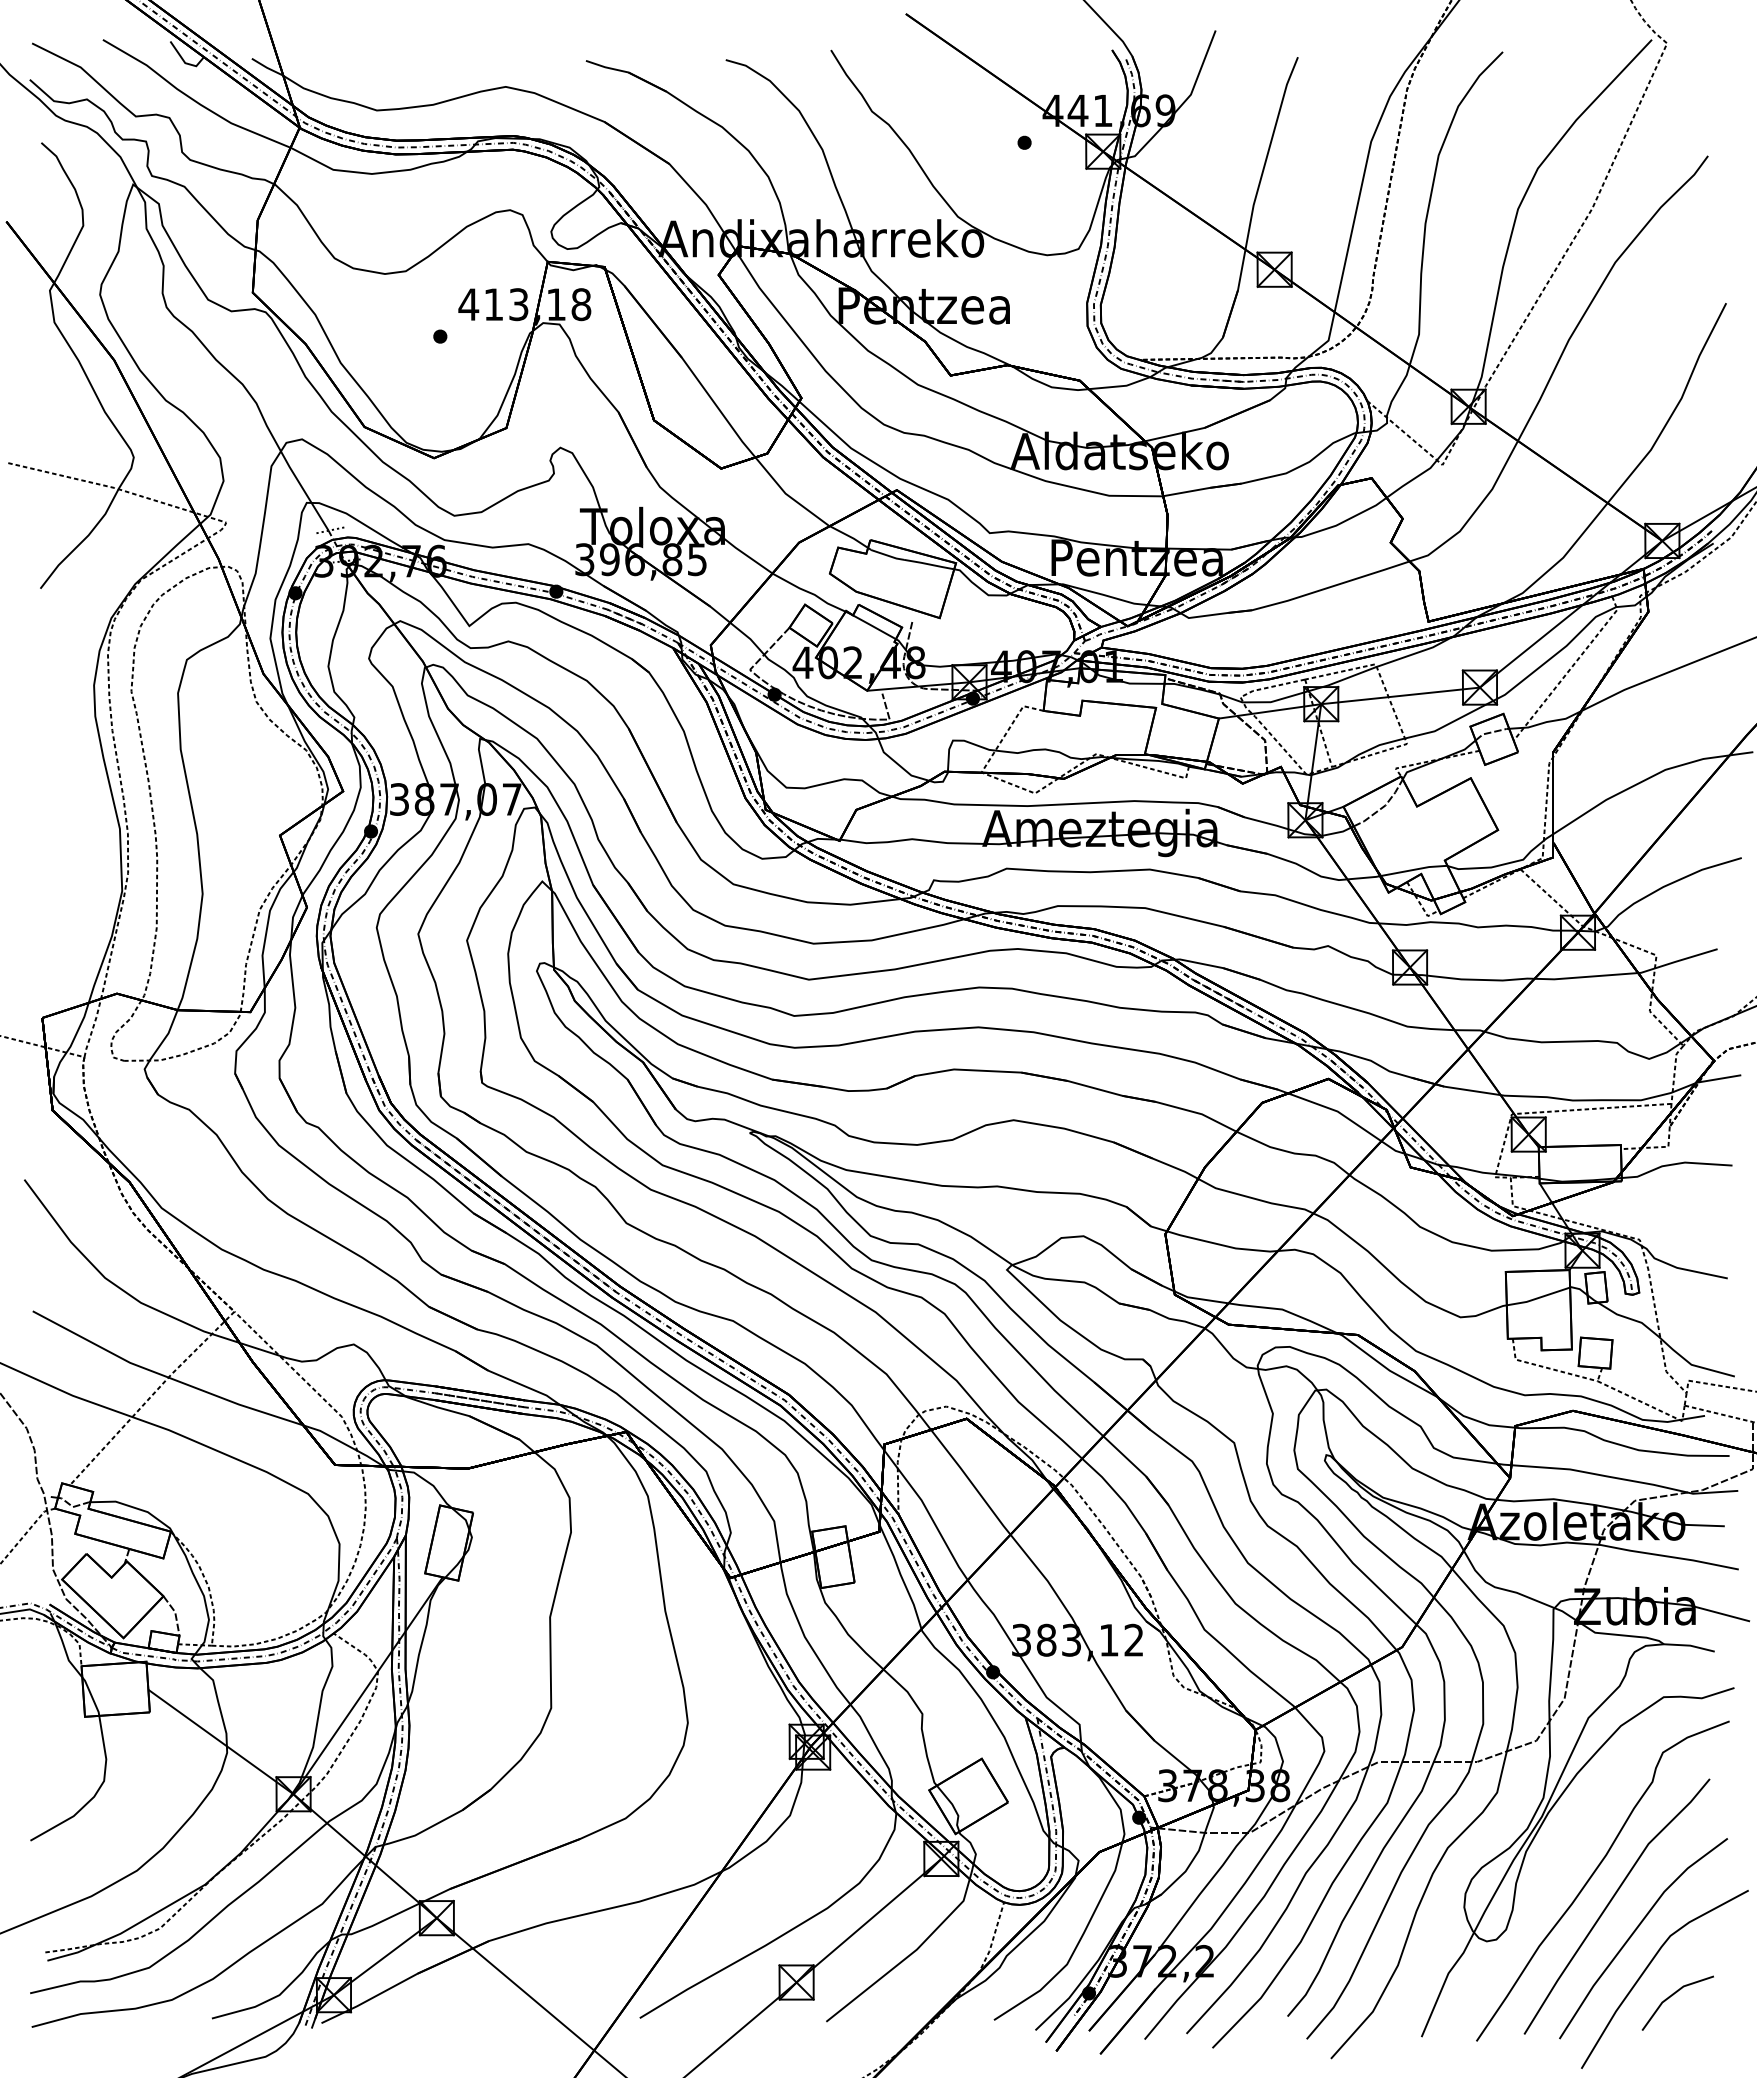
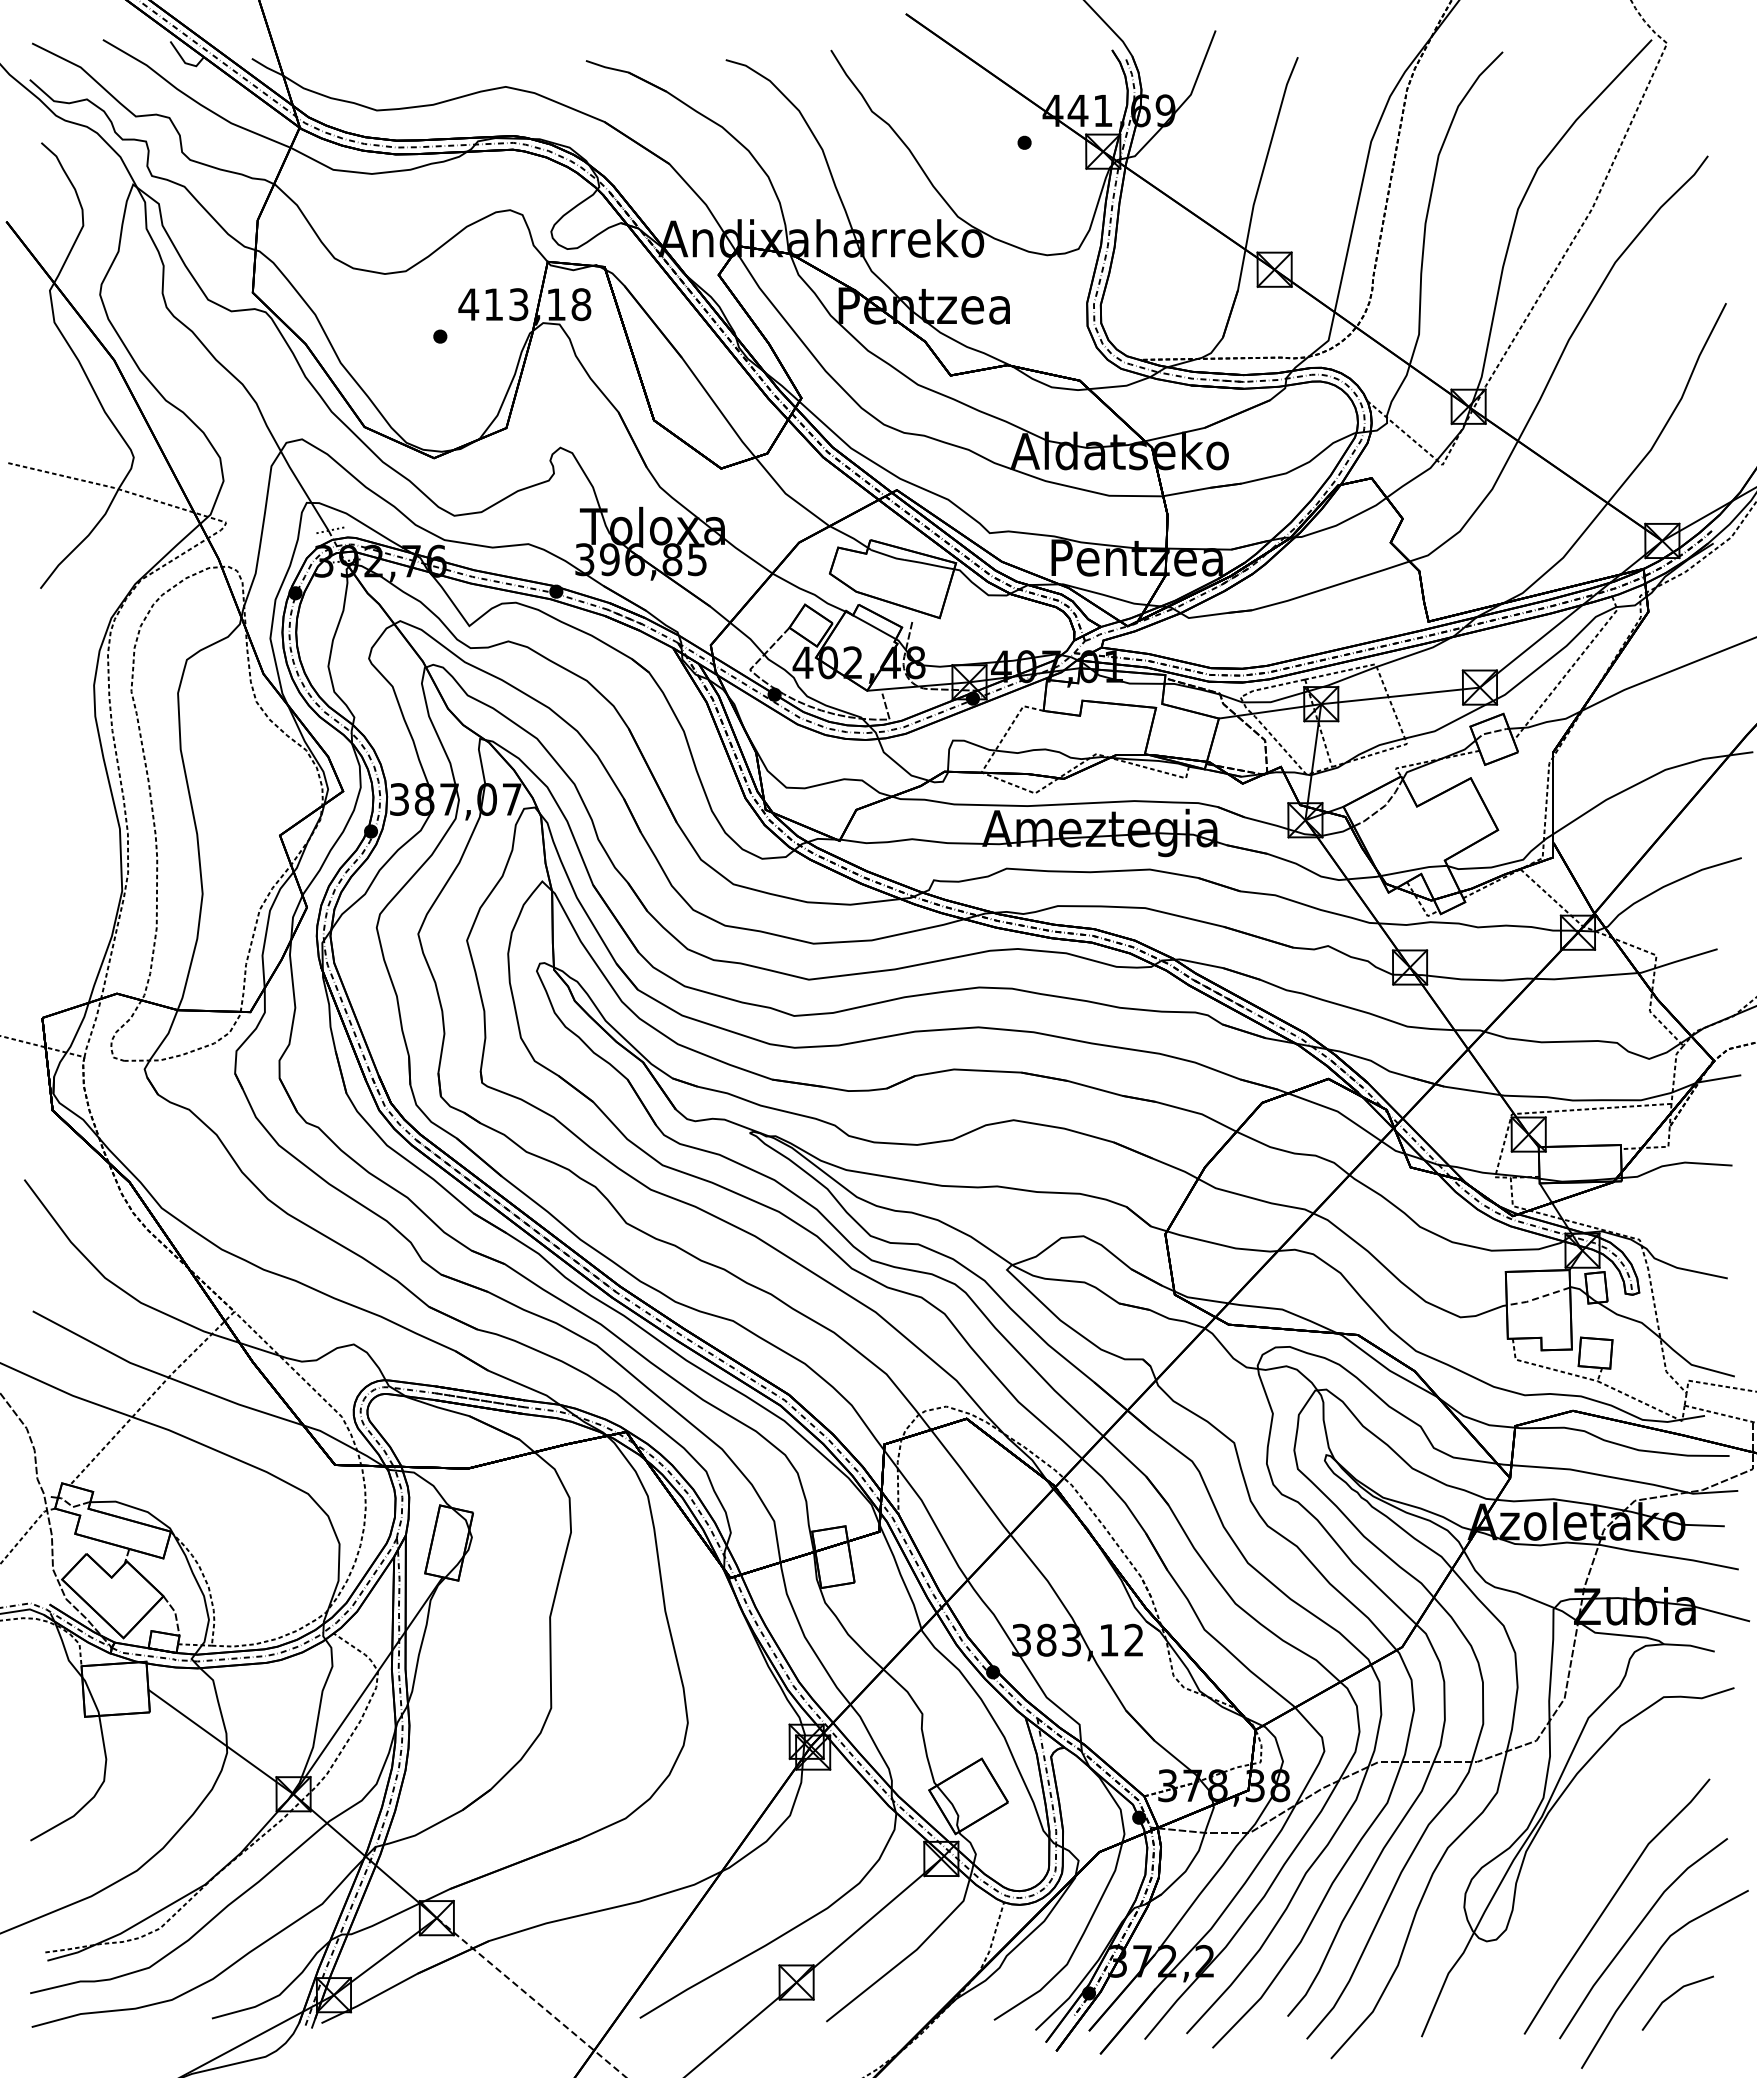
line: solid -> dashed (1538, 1298)
curve: present -> none (1593, 1875)
line: solid -> dashed (531, 1997)
